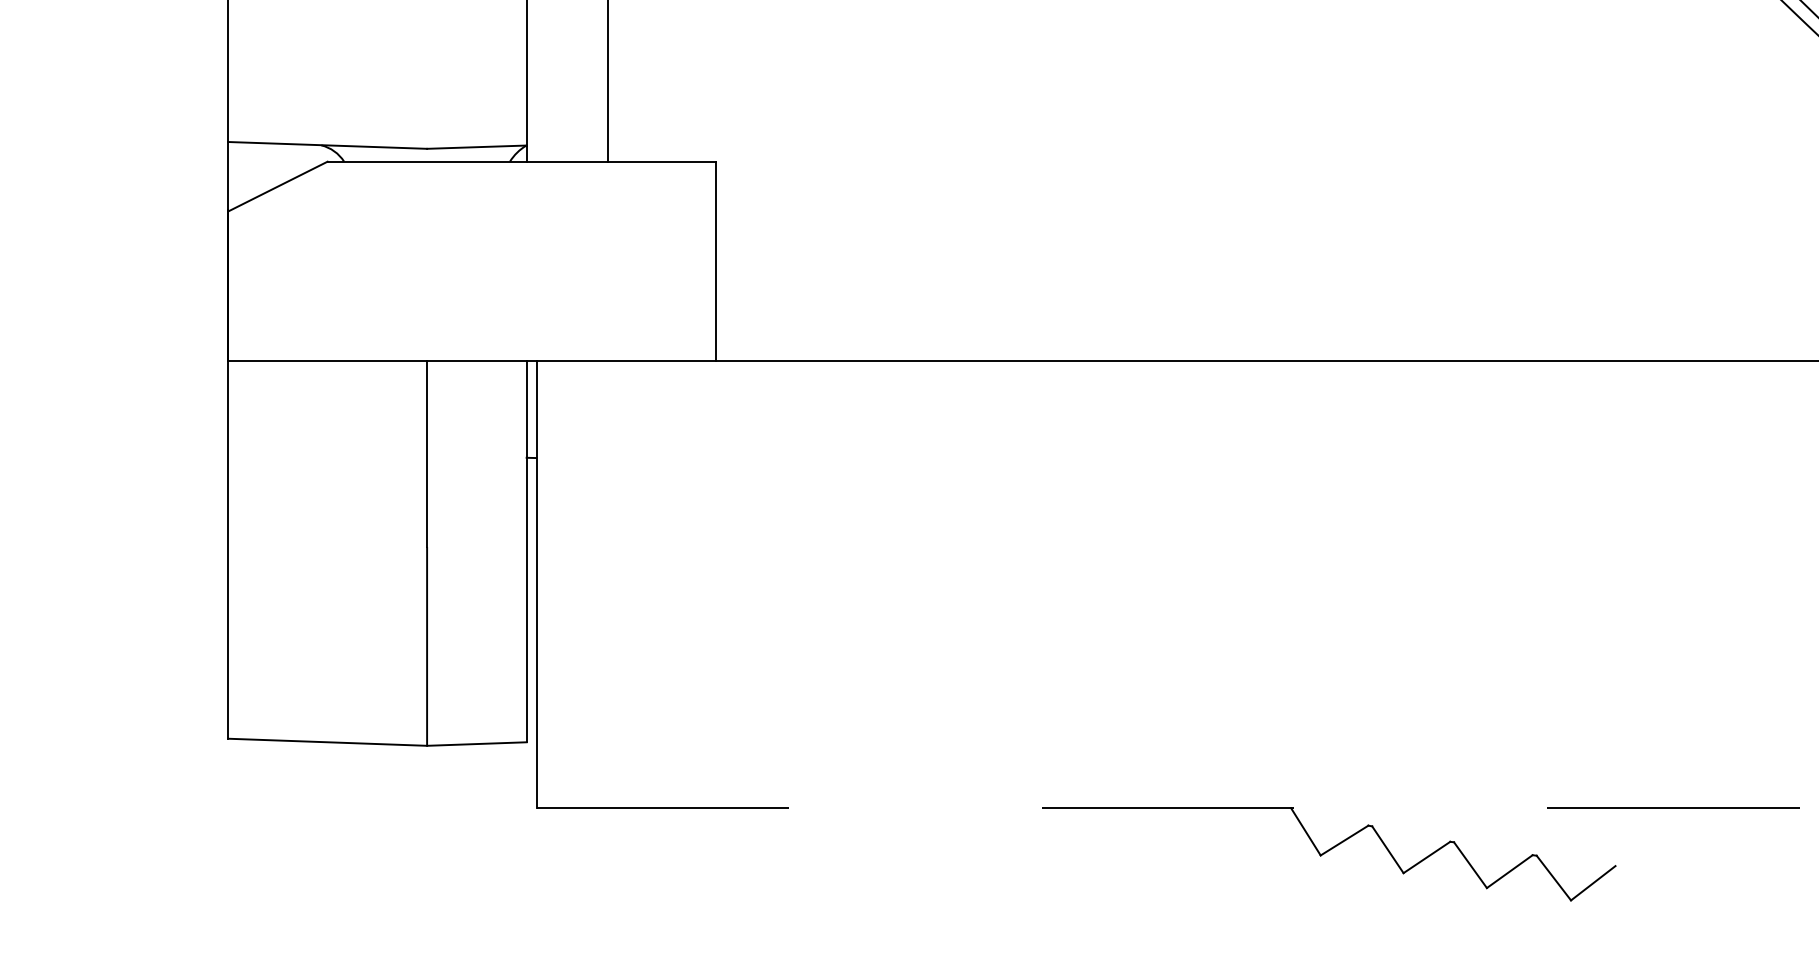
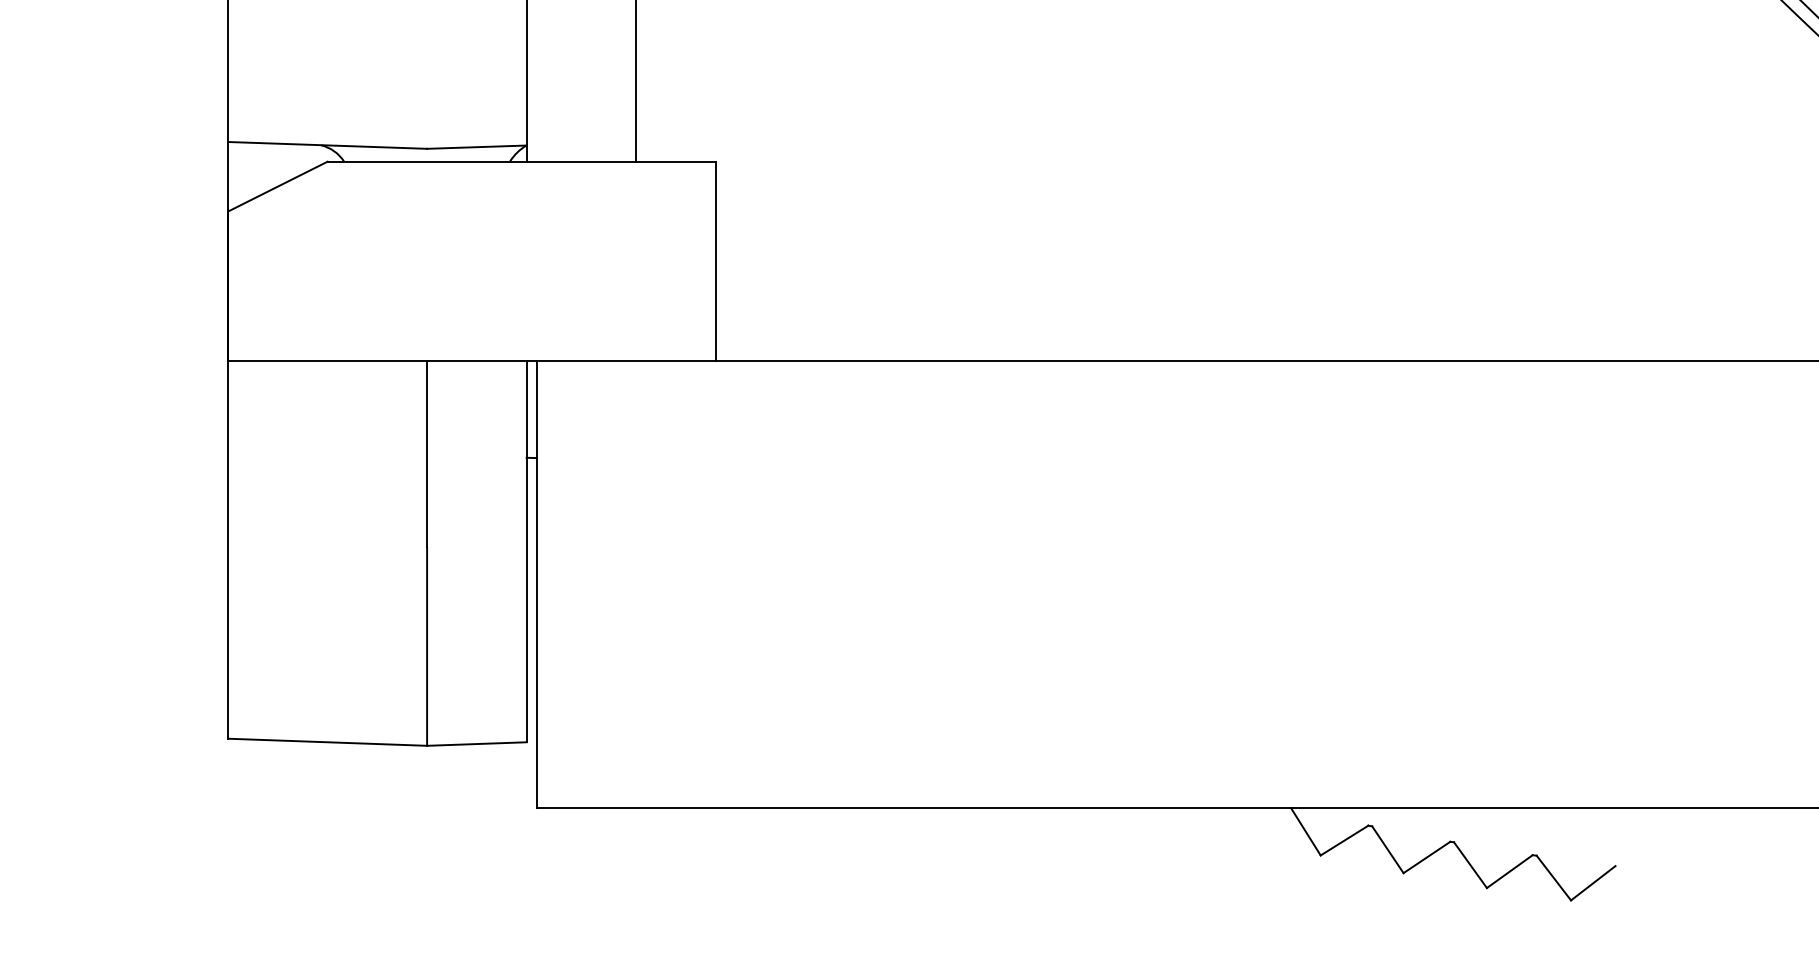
line position: (608, 81) -> (636, 81) (636, 81)
line: dashed -> solid (1177, 808)
